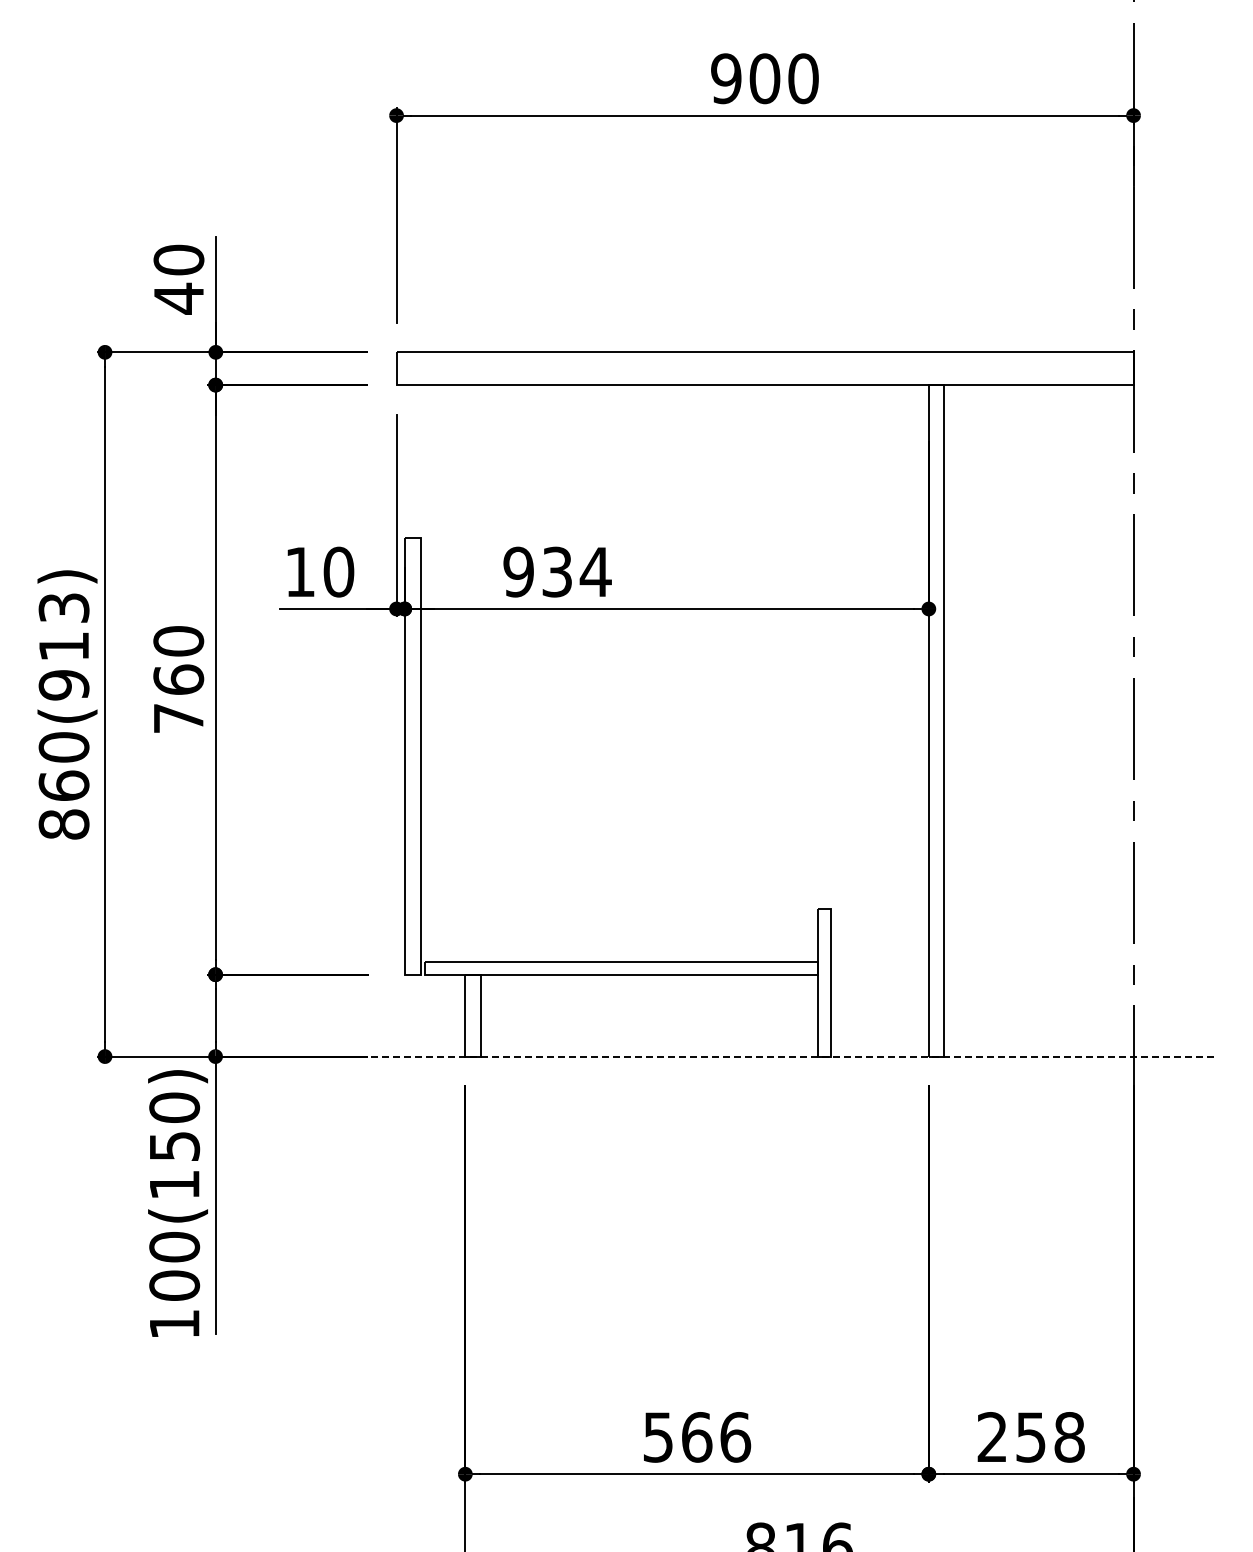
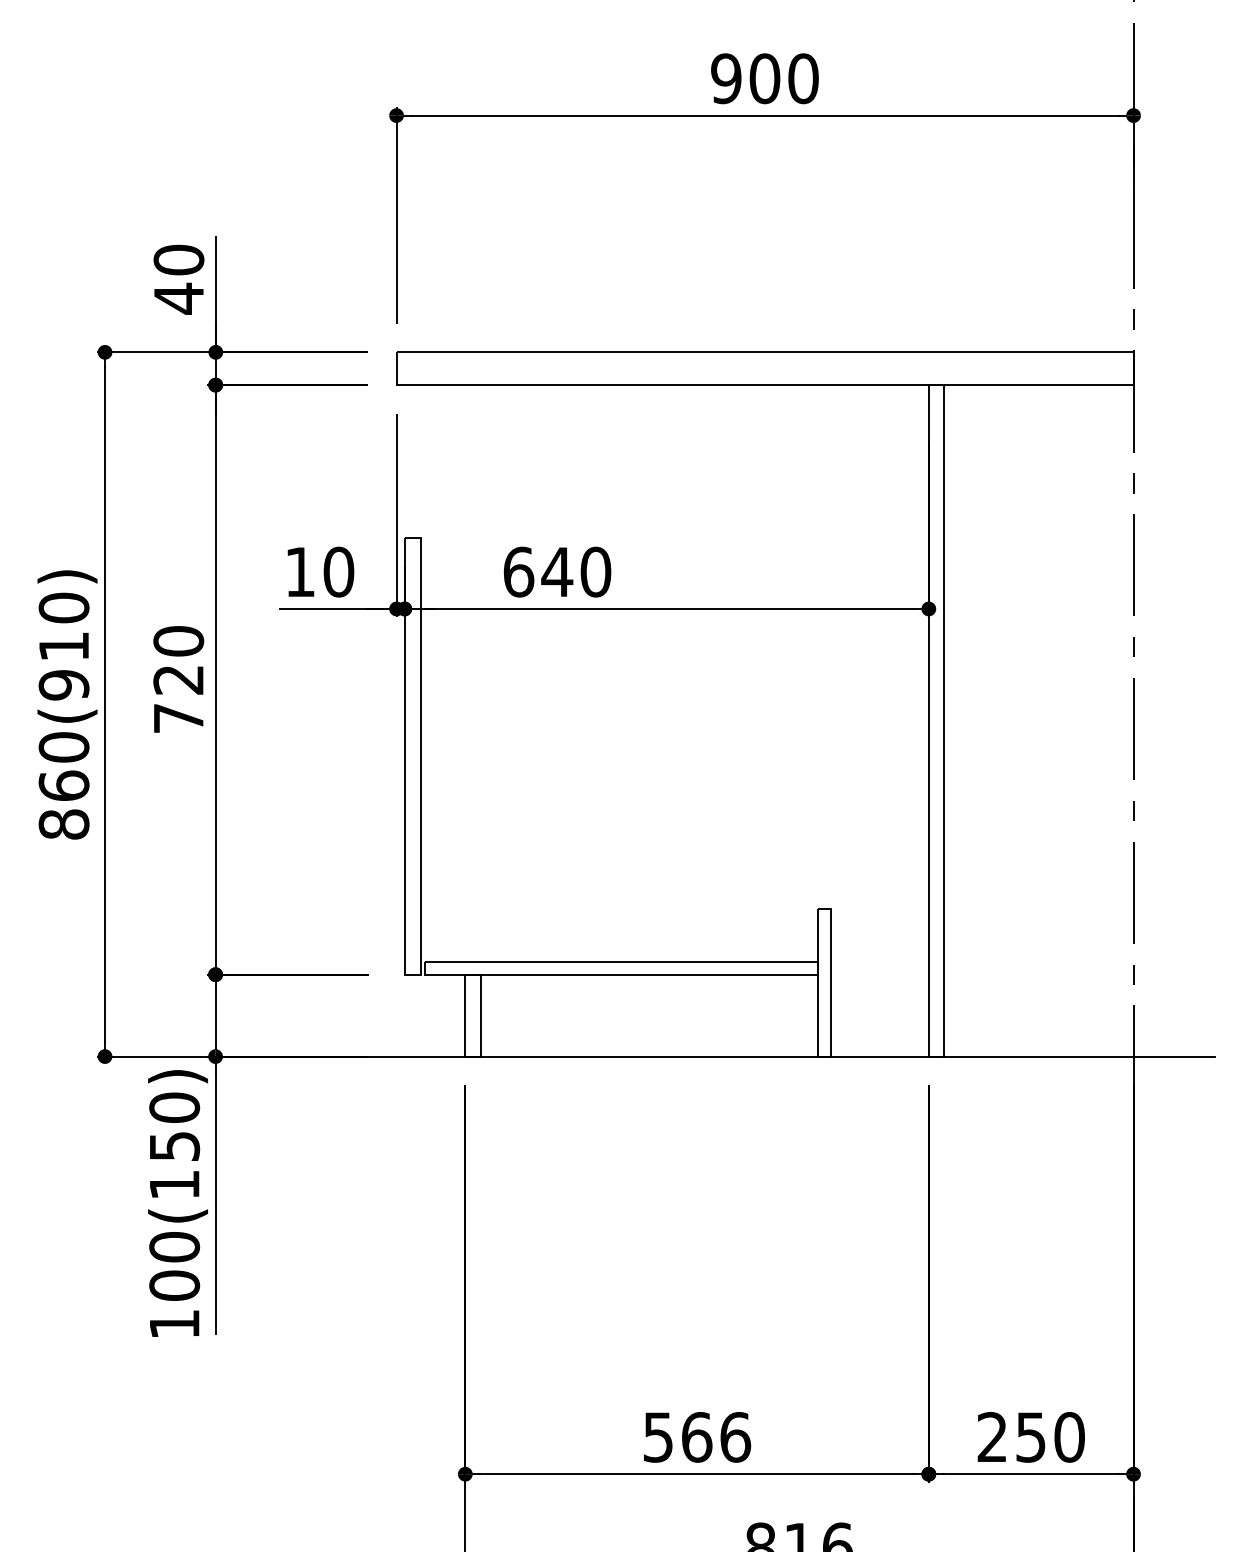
text: 934 -> 640 (557, 571)
text: 860(913) -> 860(910) (63, 607)
text: 760 -> 720 (178, 679)
line: dashed -> solid (754, 1056)
text: 258 -> 250 (1069, 1437)
